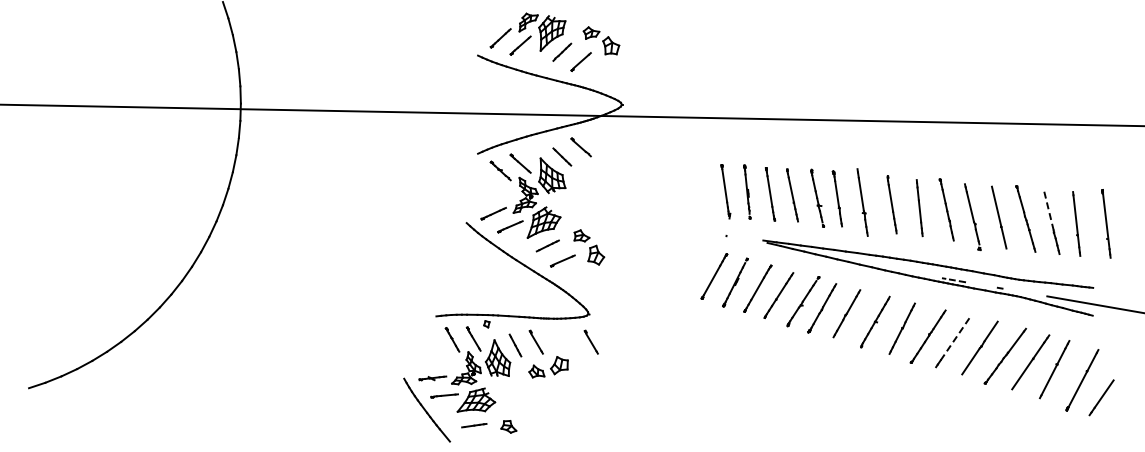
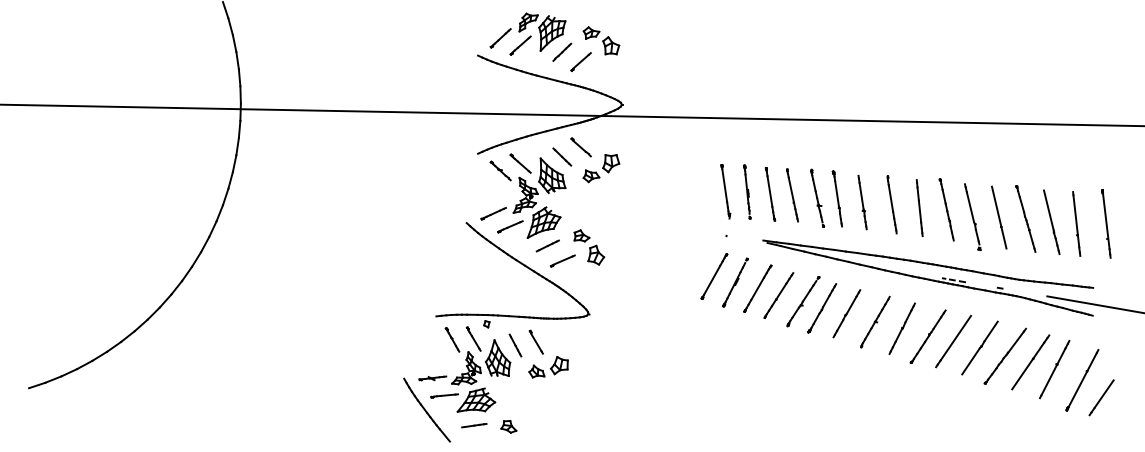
part: none -> present (601, 168)
part size: 13x69 px -> 11x57 px (862, 202)
line: dashed -> solid (1048, 210)
line: dashed -> solid (955, 338)
line: present -> none (590, 341)
